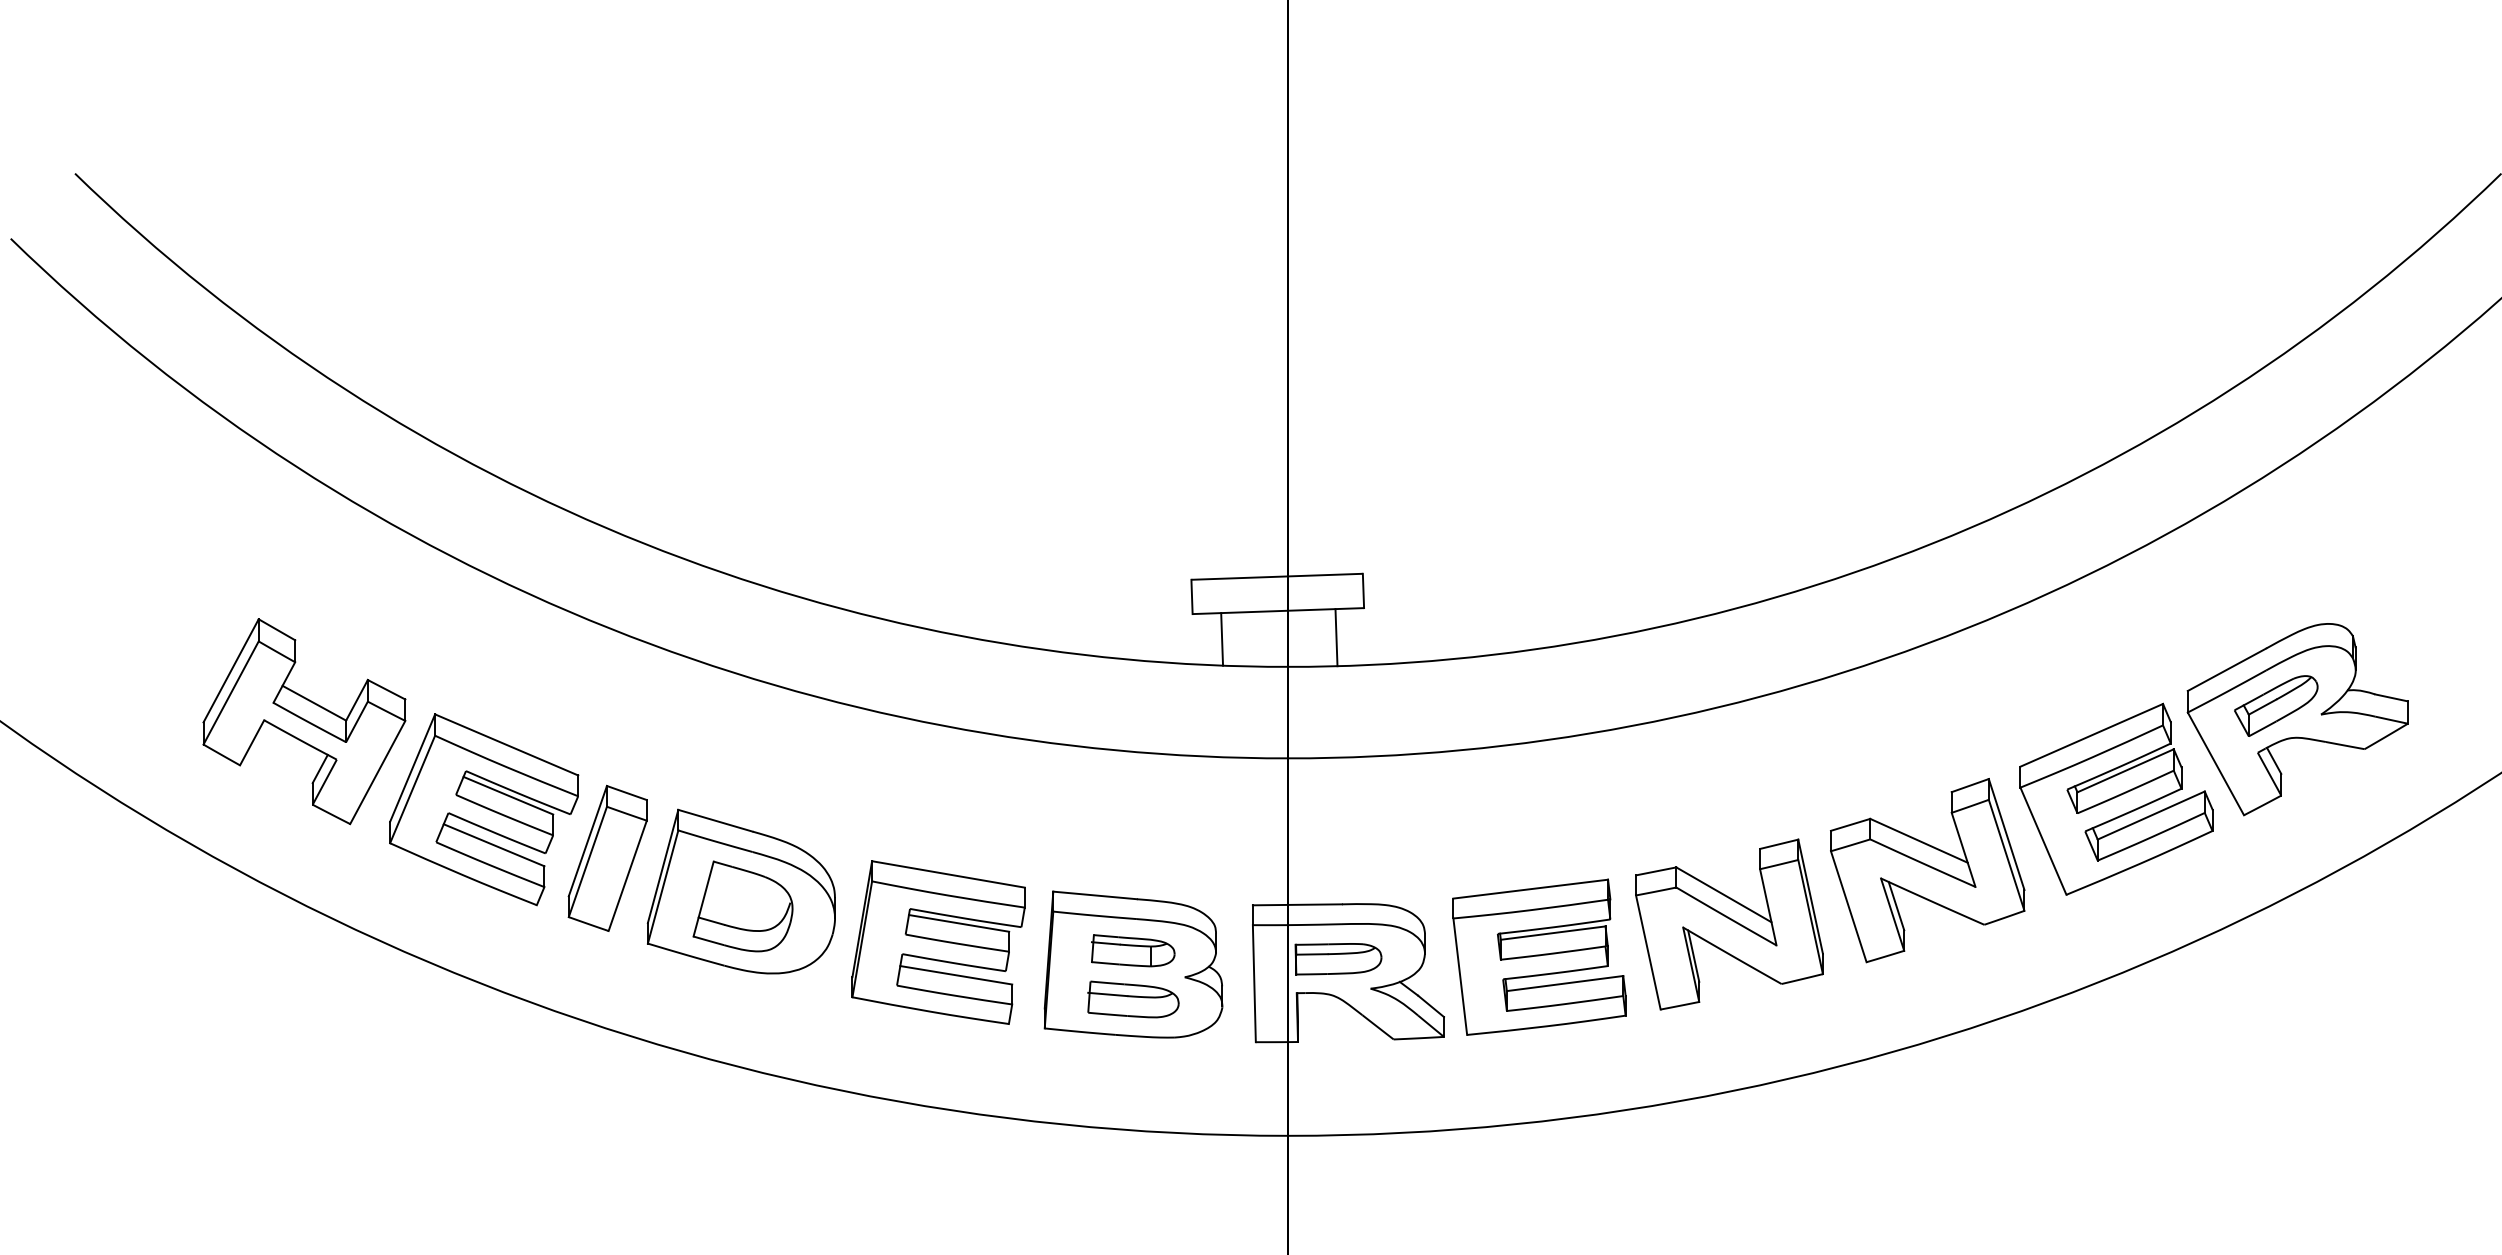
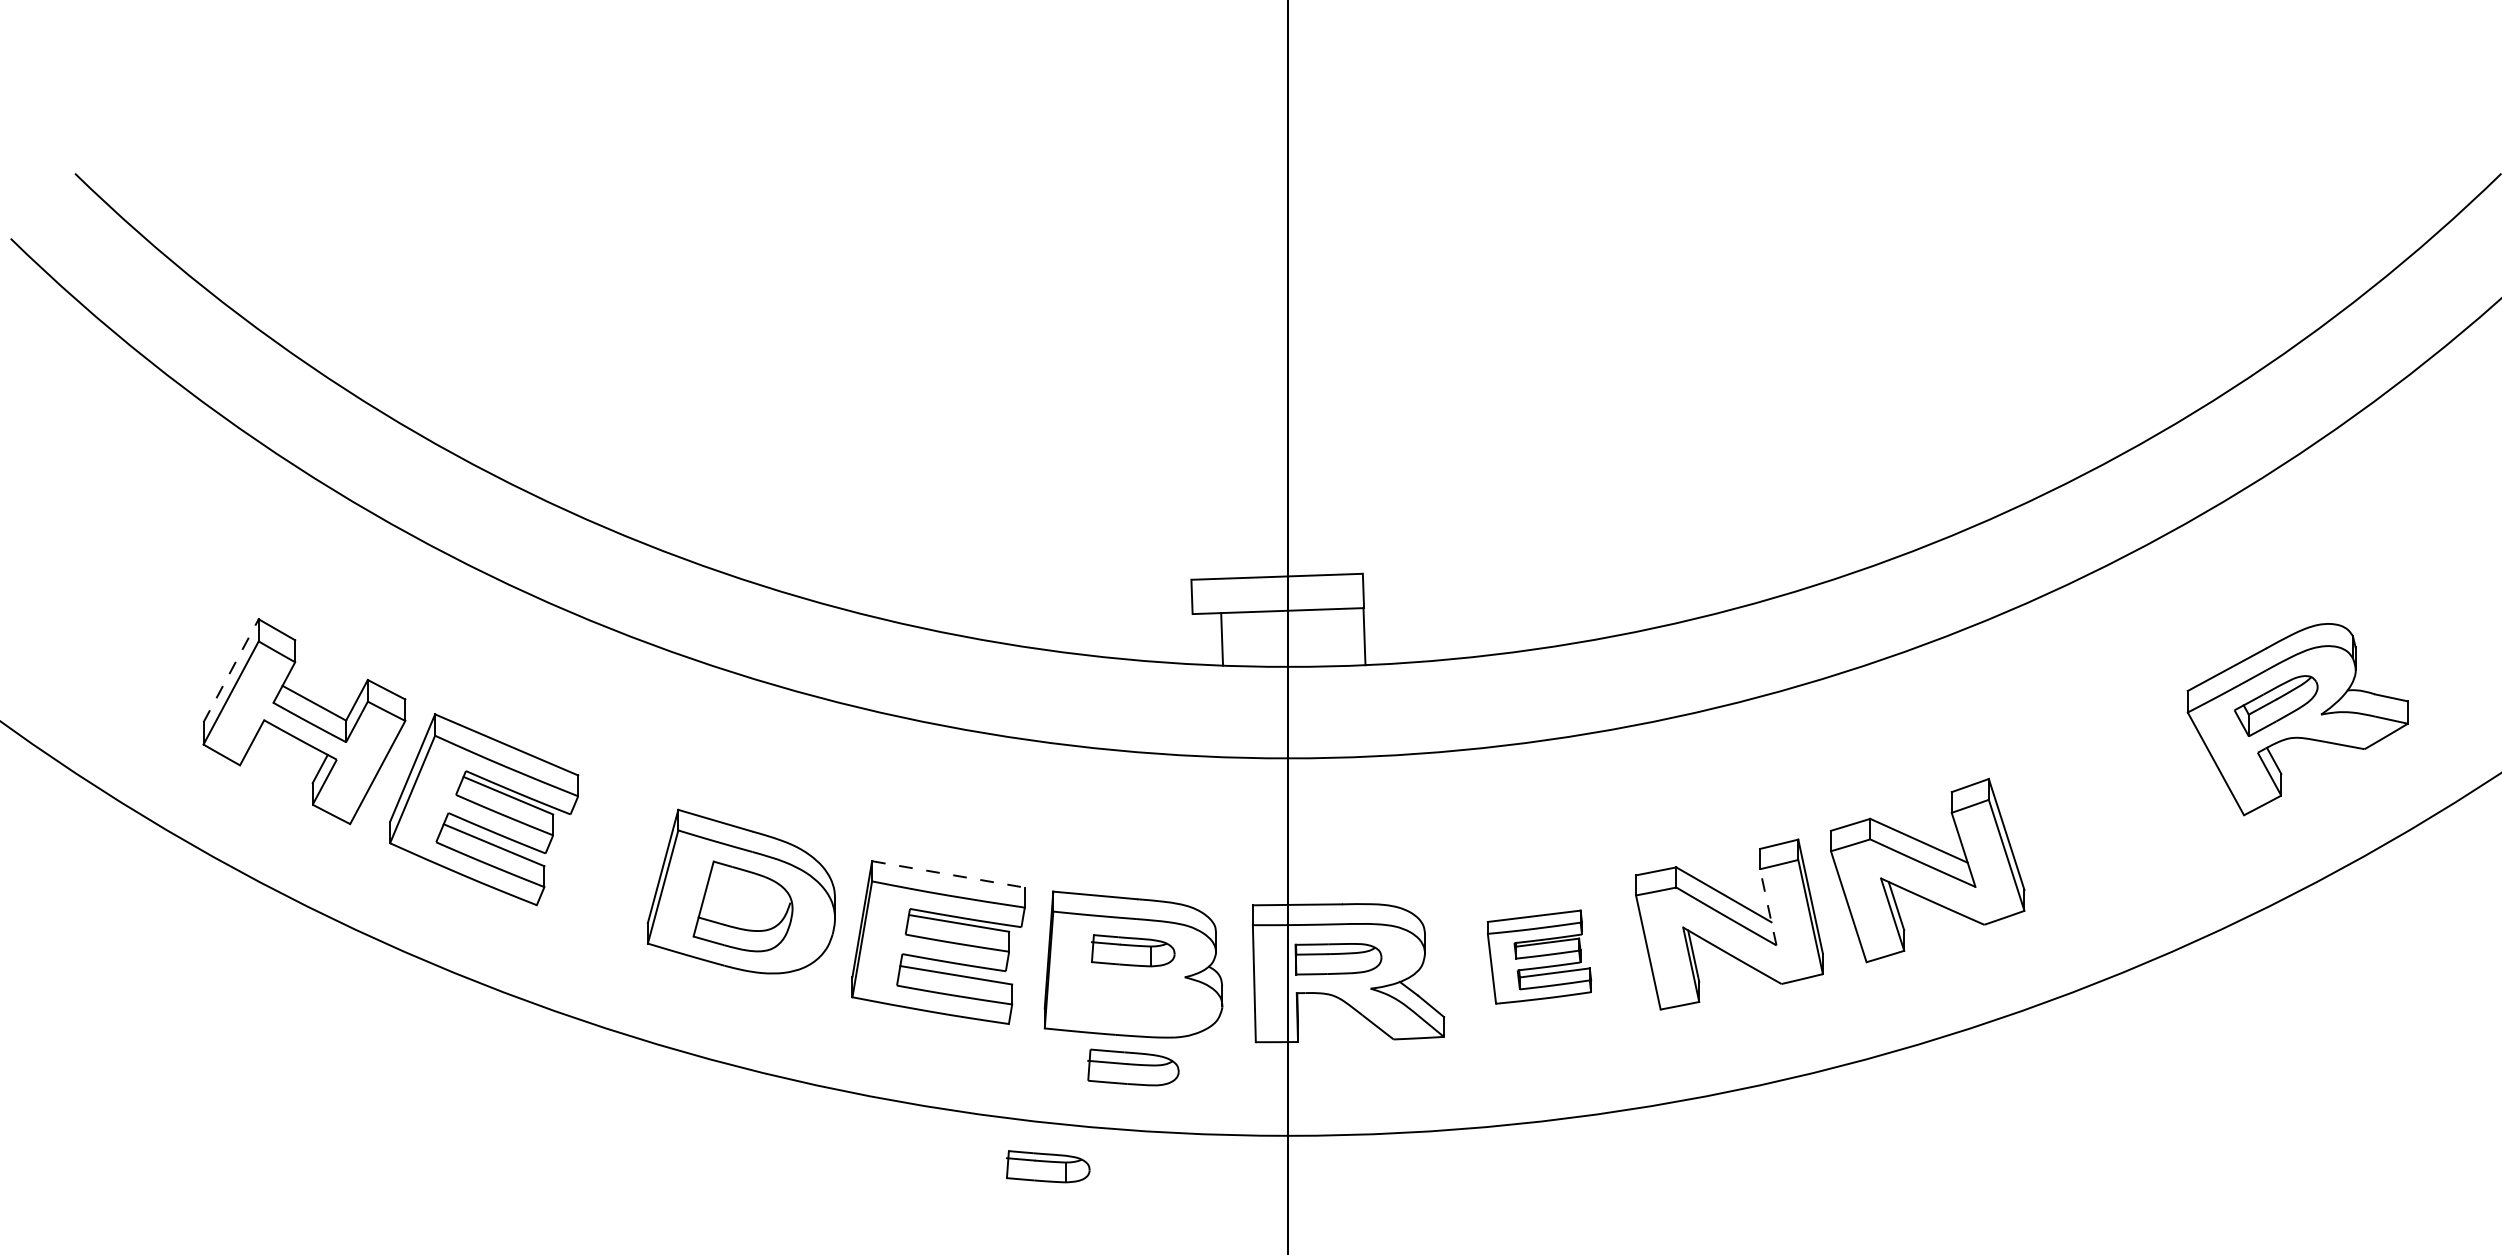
line position: (1336, 637) -> (1364, 636) (1364, 636)
line: solid -> dashed (231, 670)
part: present -> none (2116, 798)
part: present -> none (607, 857)
line: solid -> dashed (948, 874)
line: solid -> dashed (1768, 907)
part size: 175x158 px -> 107x96 px (1539, 956)
part position: (1133, 999) -> (1133, 1067) (1133, 1067)
part: none -> present (1048, 1166)
